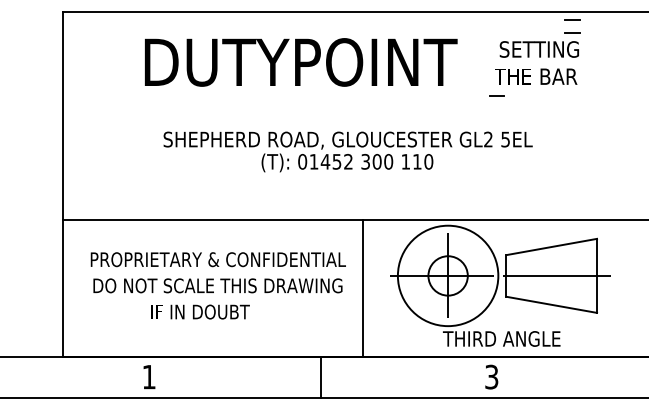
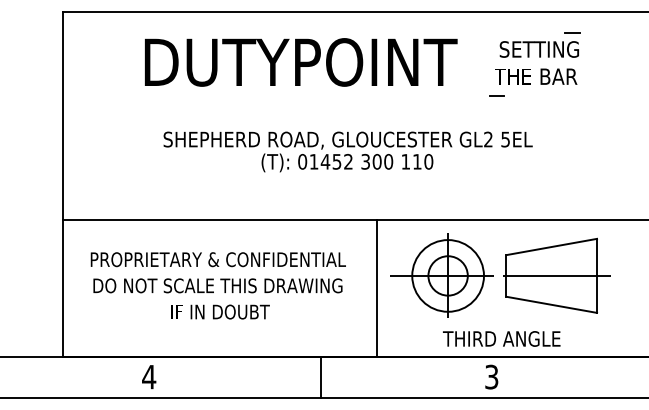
line: present -> none (572, 19)
circle diameter: 100 px -> 72 px (447, 275)
line position: (362, 288) -> (376, 288) (376, 288)
text position: (200, 311) -> (220, 311) (220, 311)
text: 1 -> 4 (149, 377)
